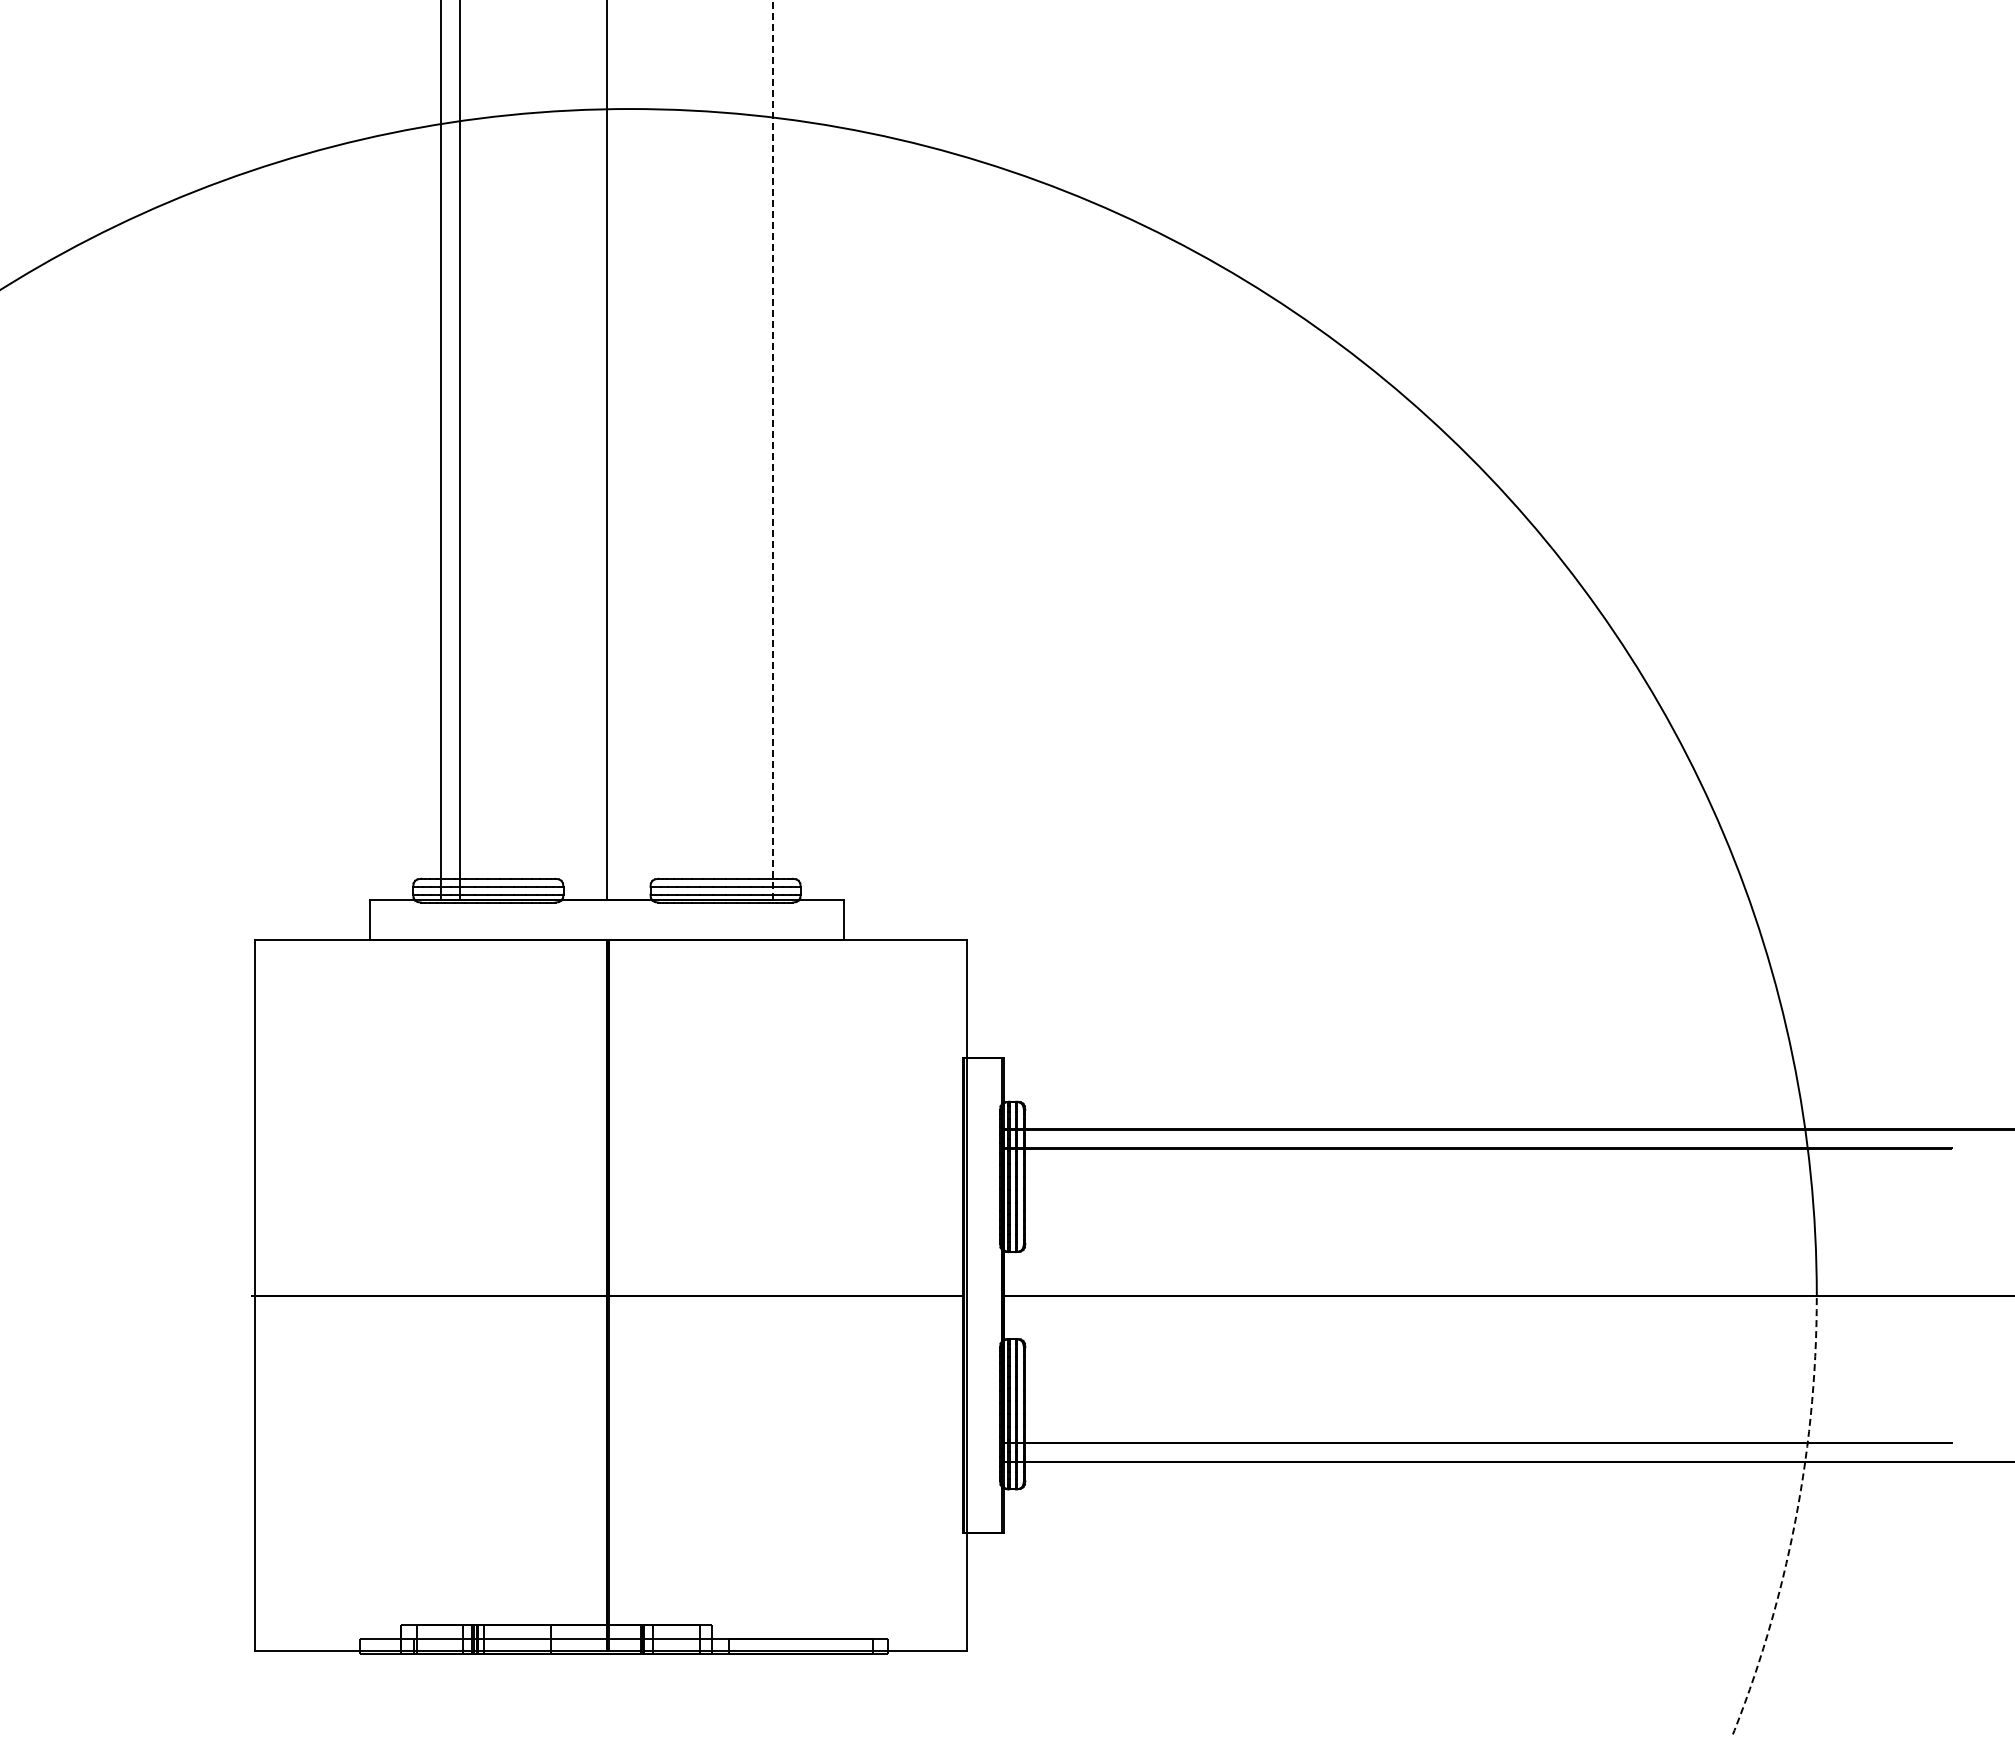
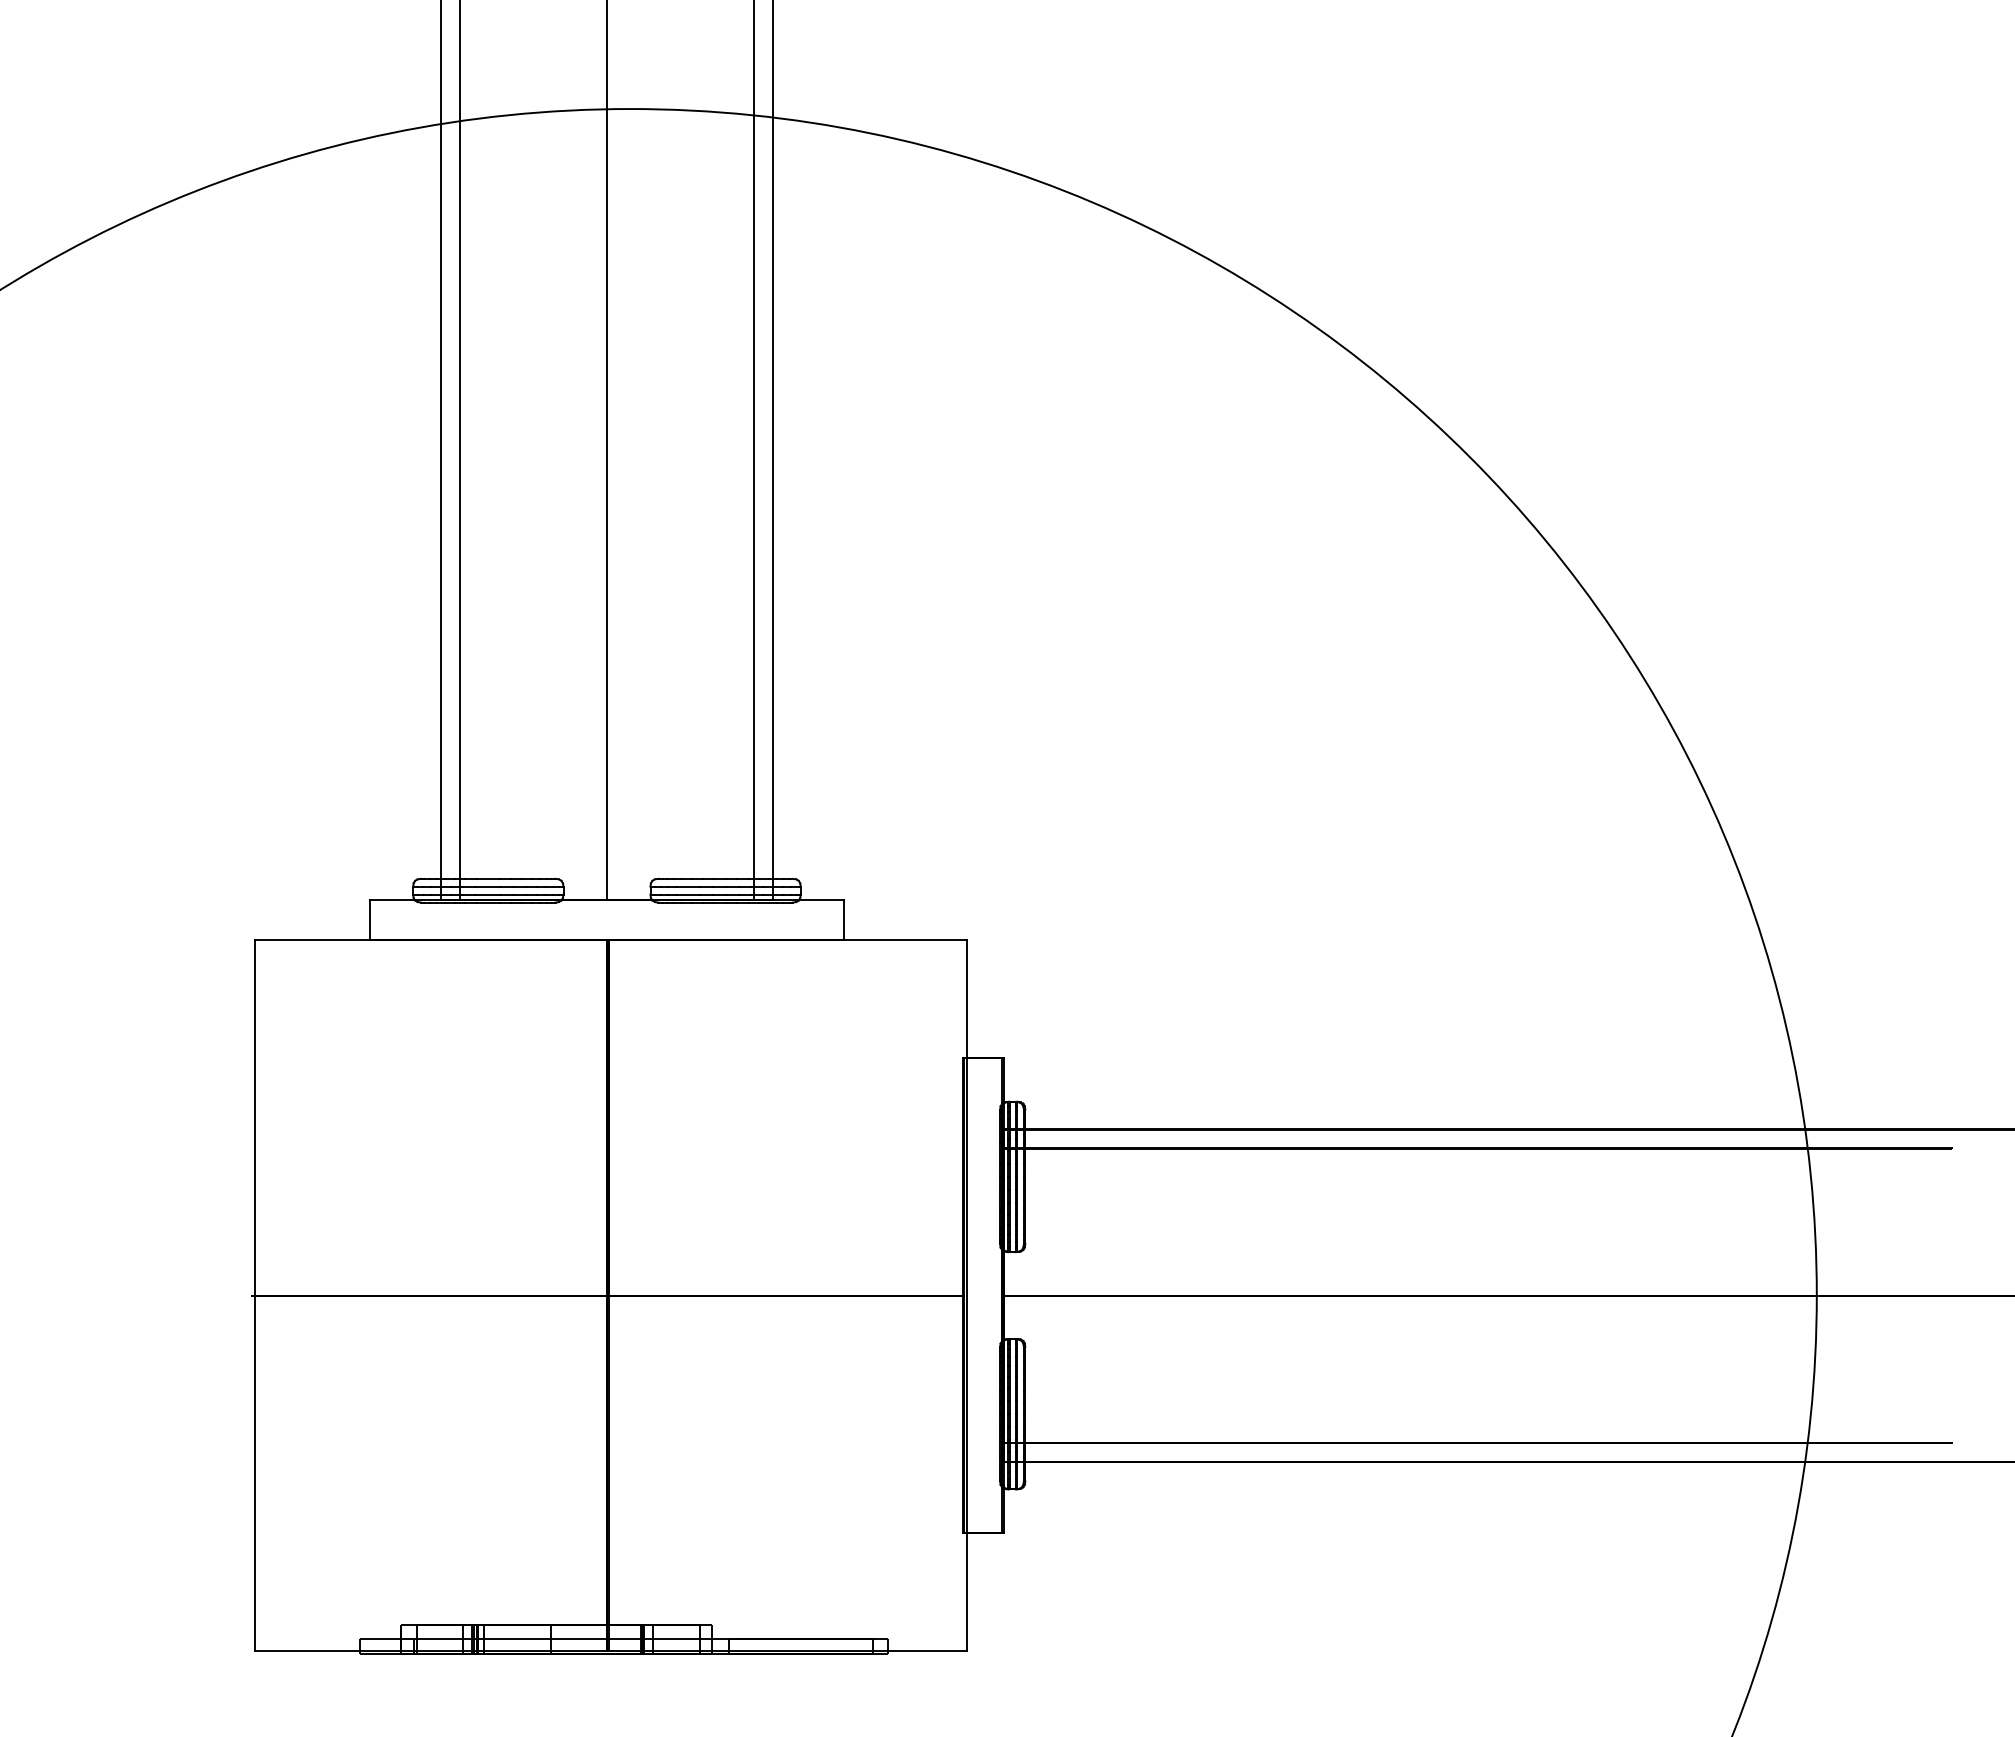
line: dashed -> solid (773, 450)
line: none -> present (754, 451)
arc: dashed -> solid (1795, 1520)
